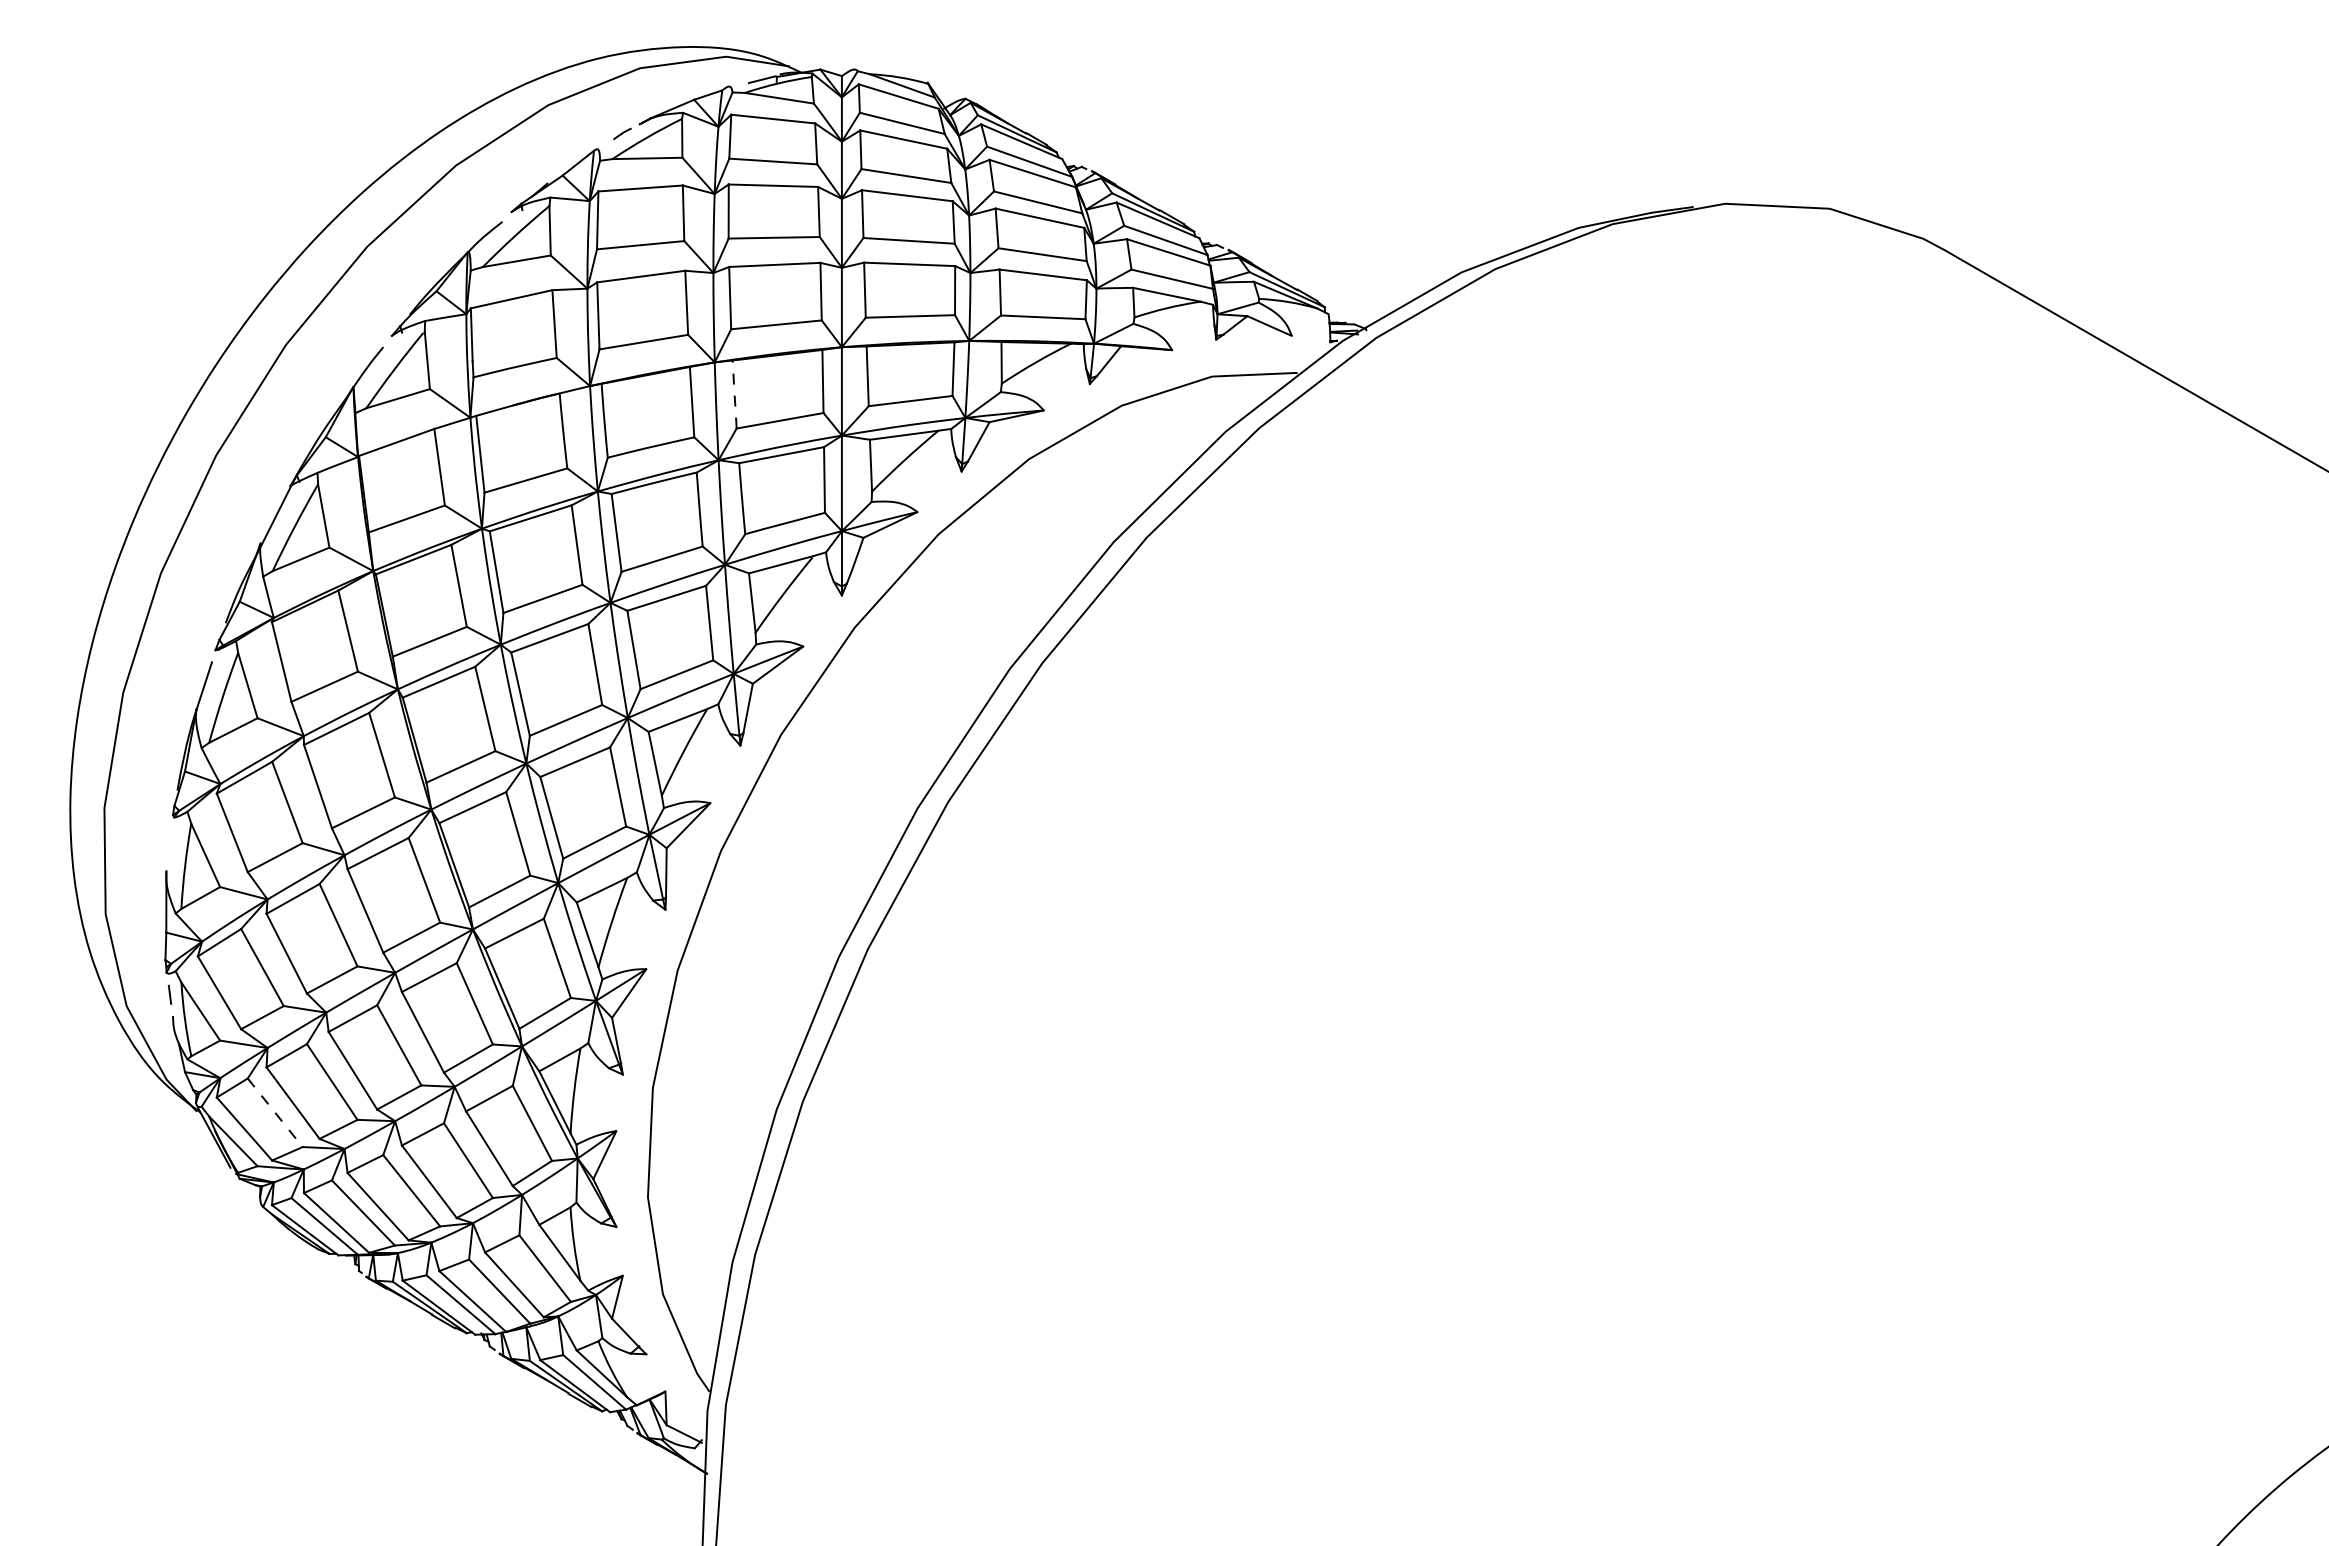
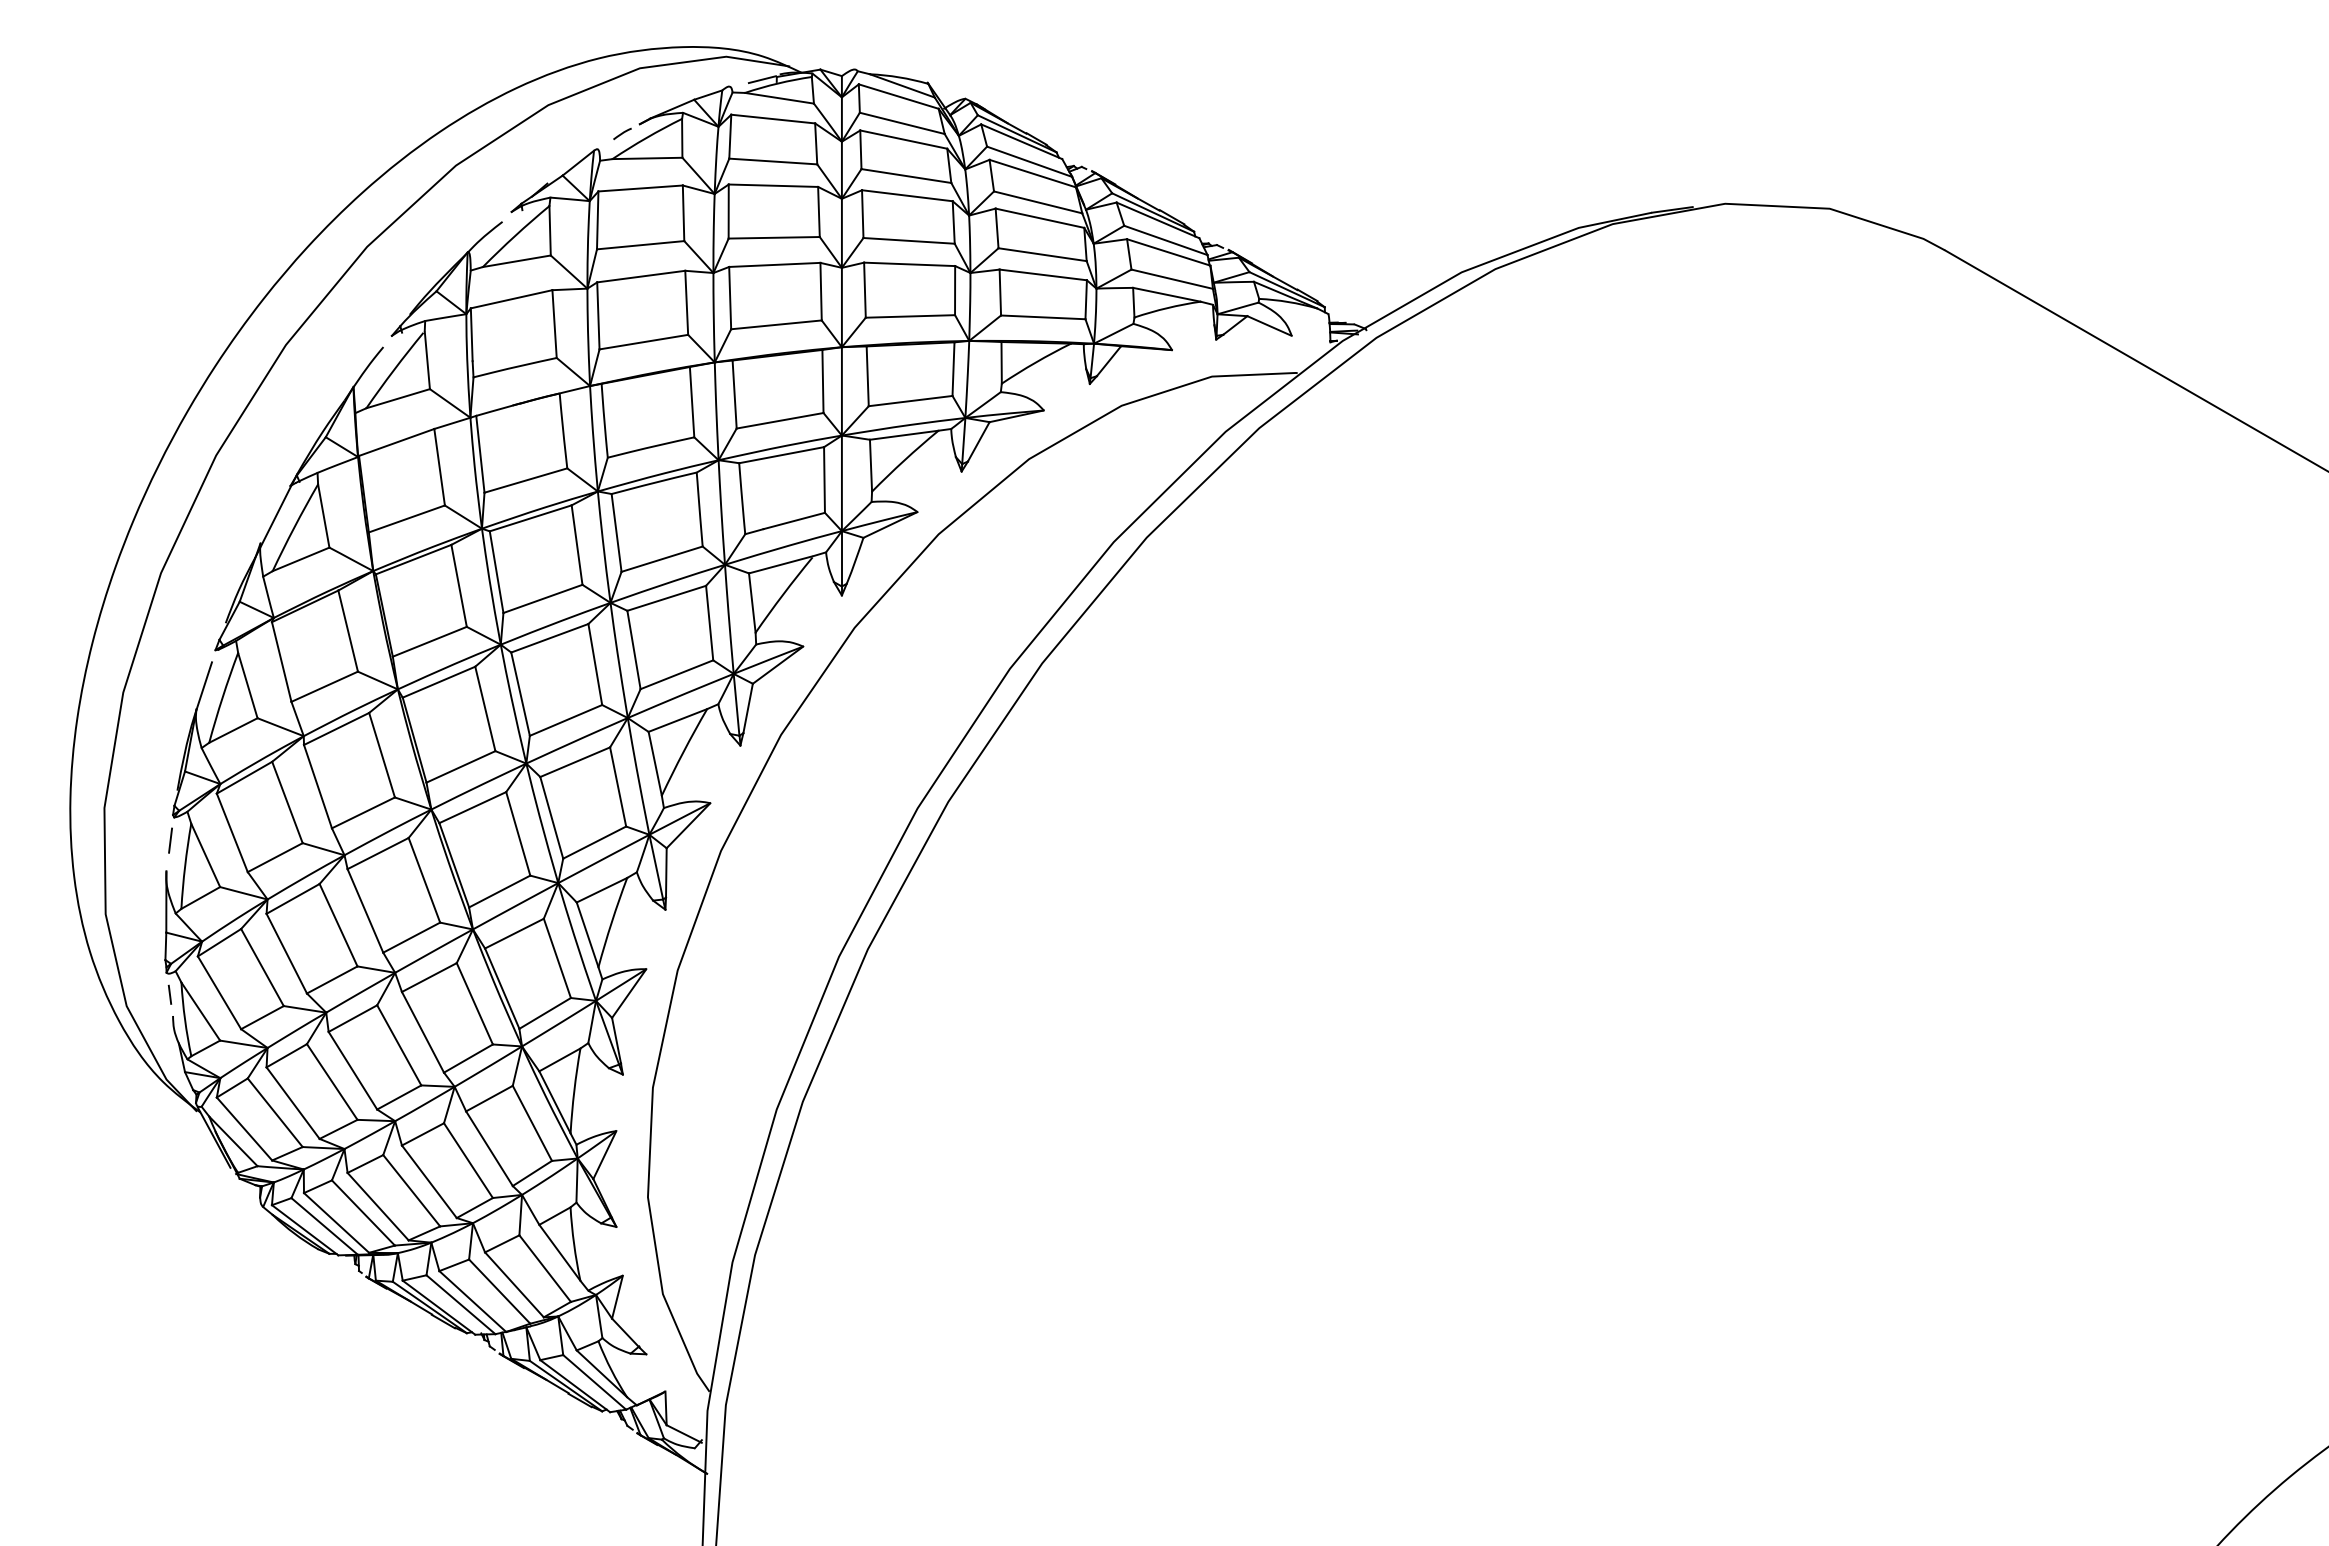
line: dashed -> solid (734, 394)
line: none -> present (170, 840)
line: dashed -> solid (275, 1112)
